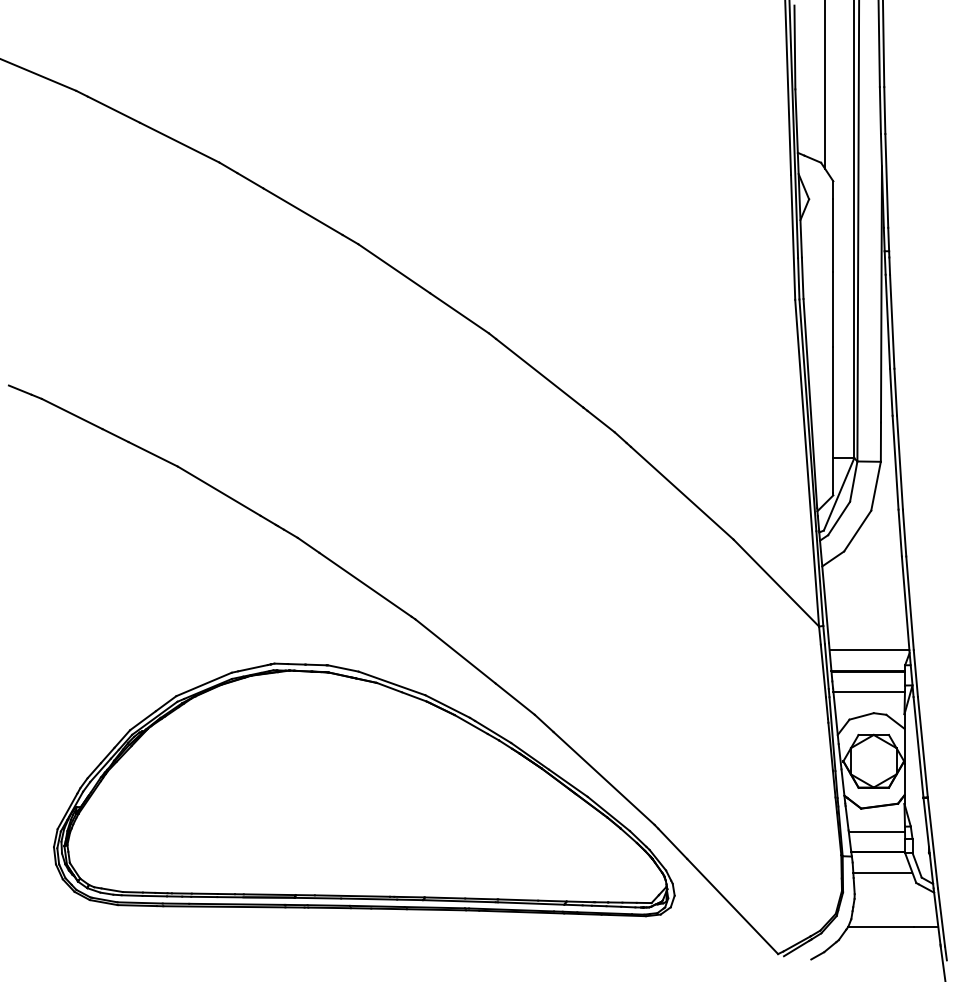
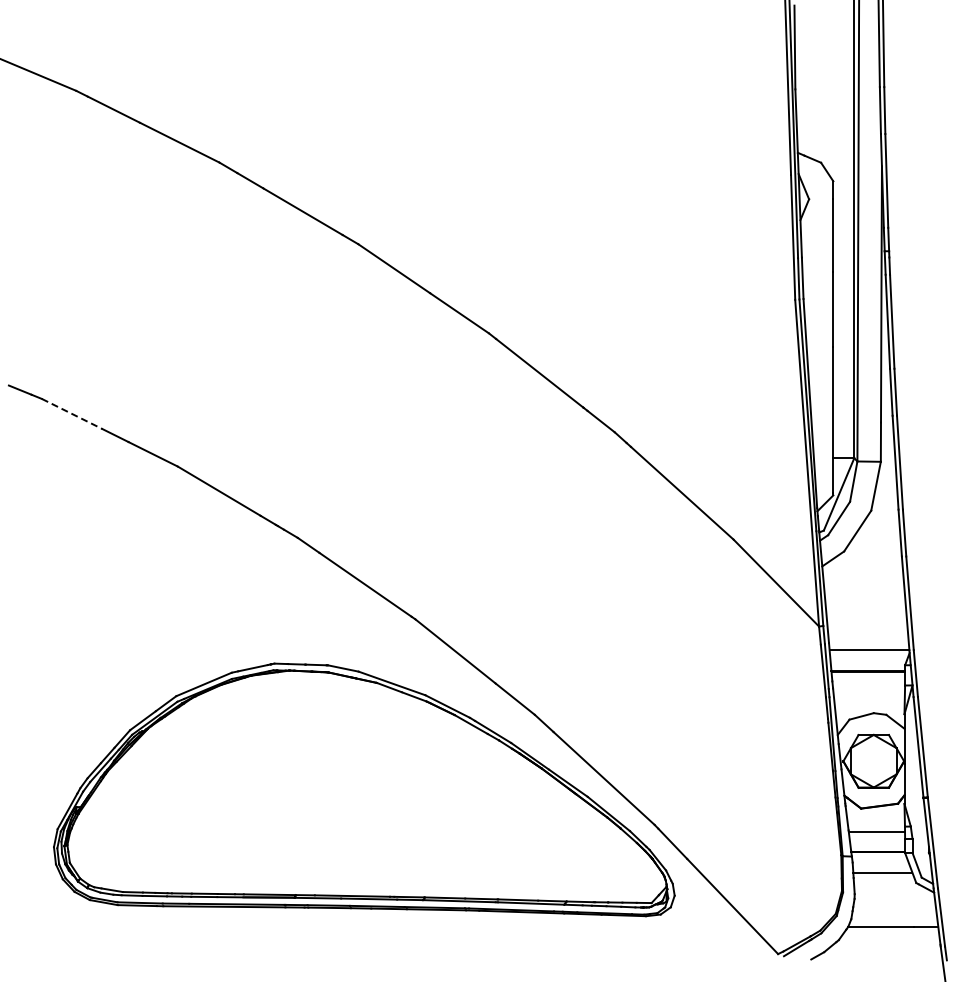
line: present -> none (825, 85)
line: solid -> dashed (72, 414)
line: present -> none (868, 691)
